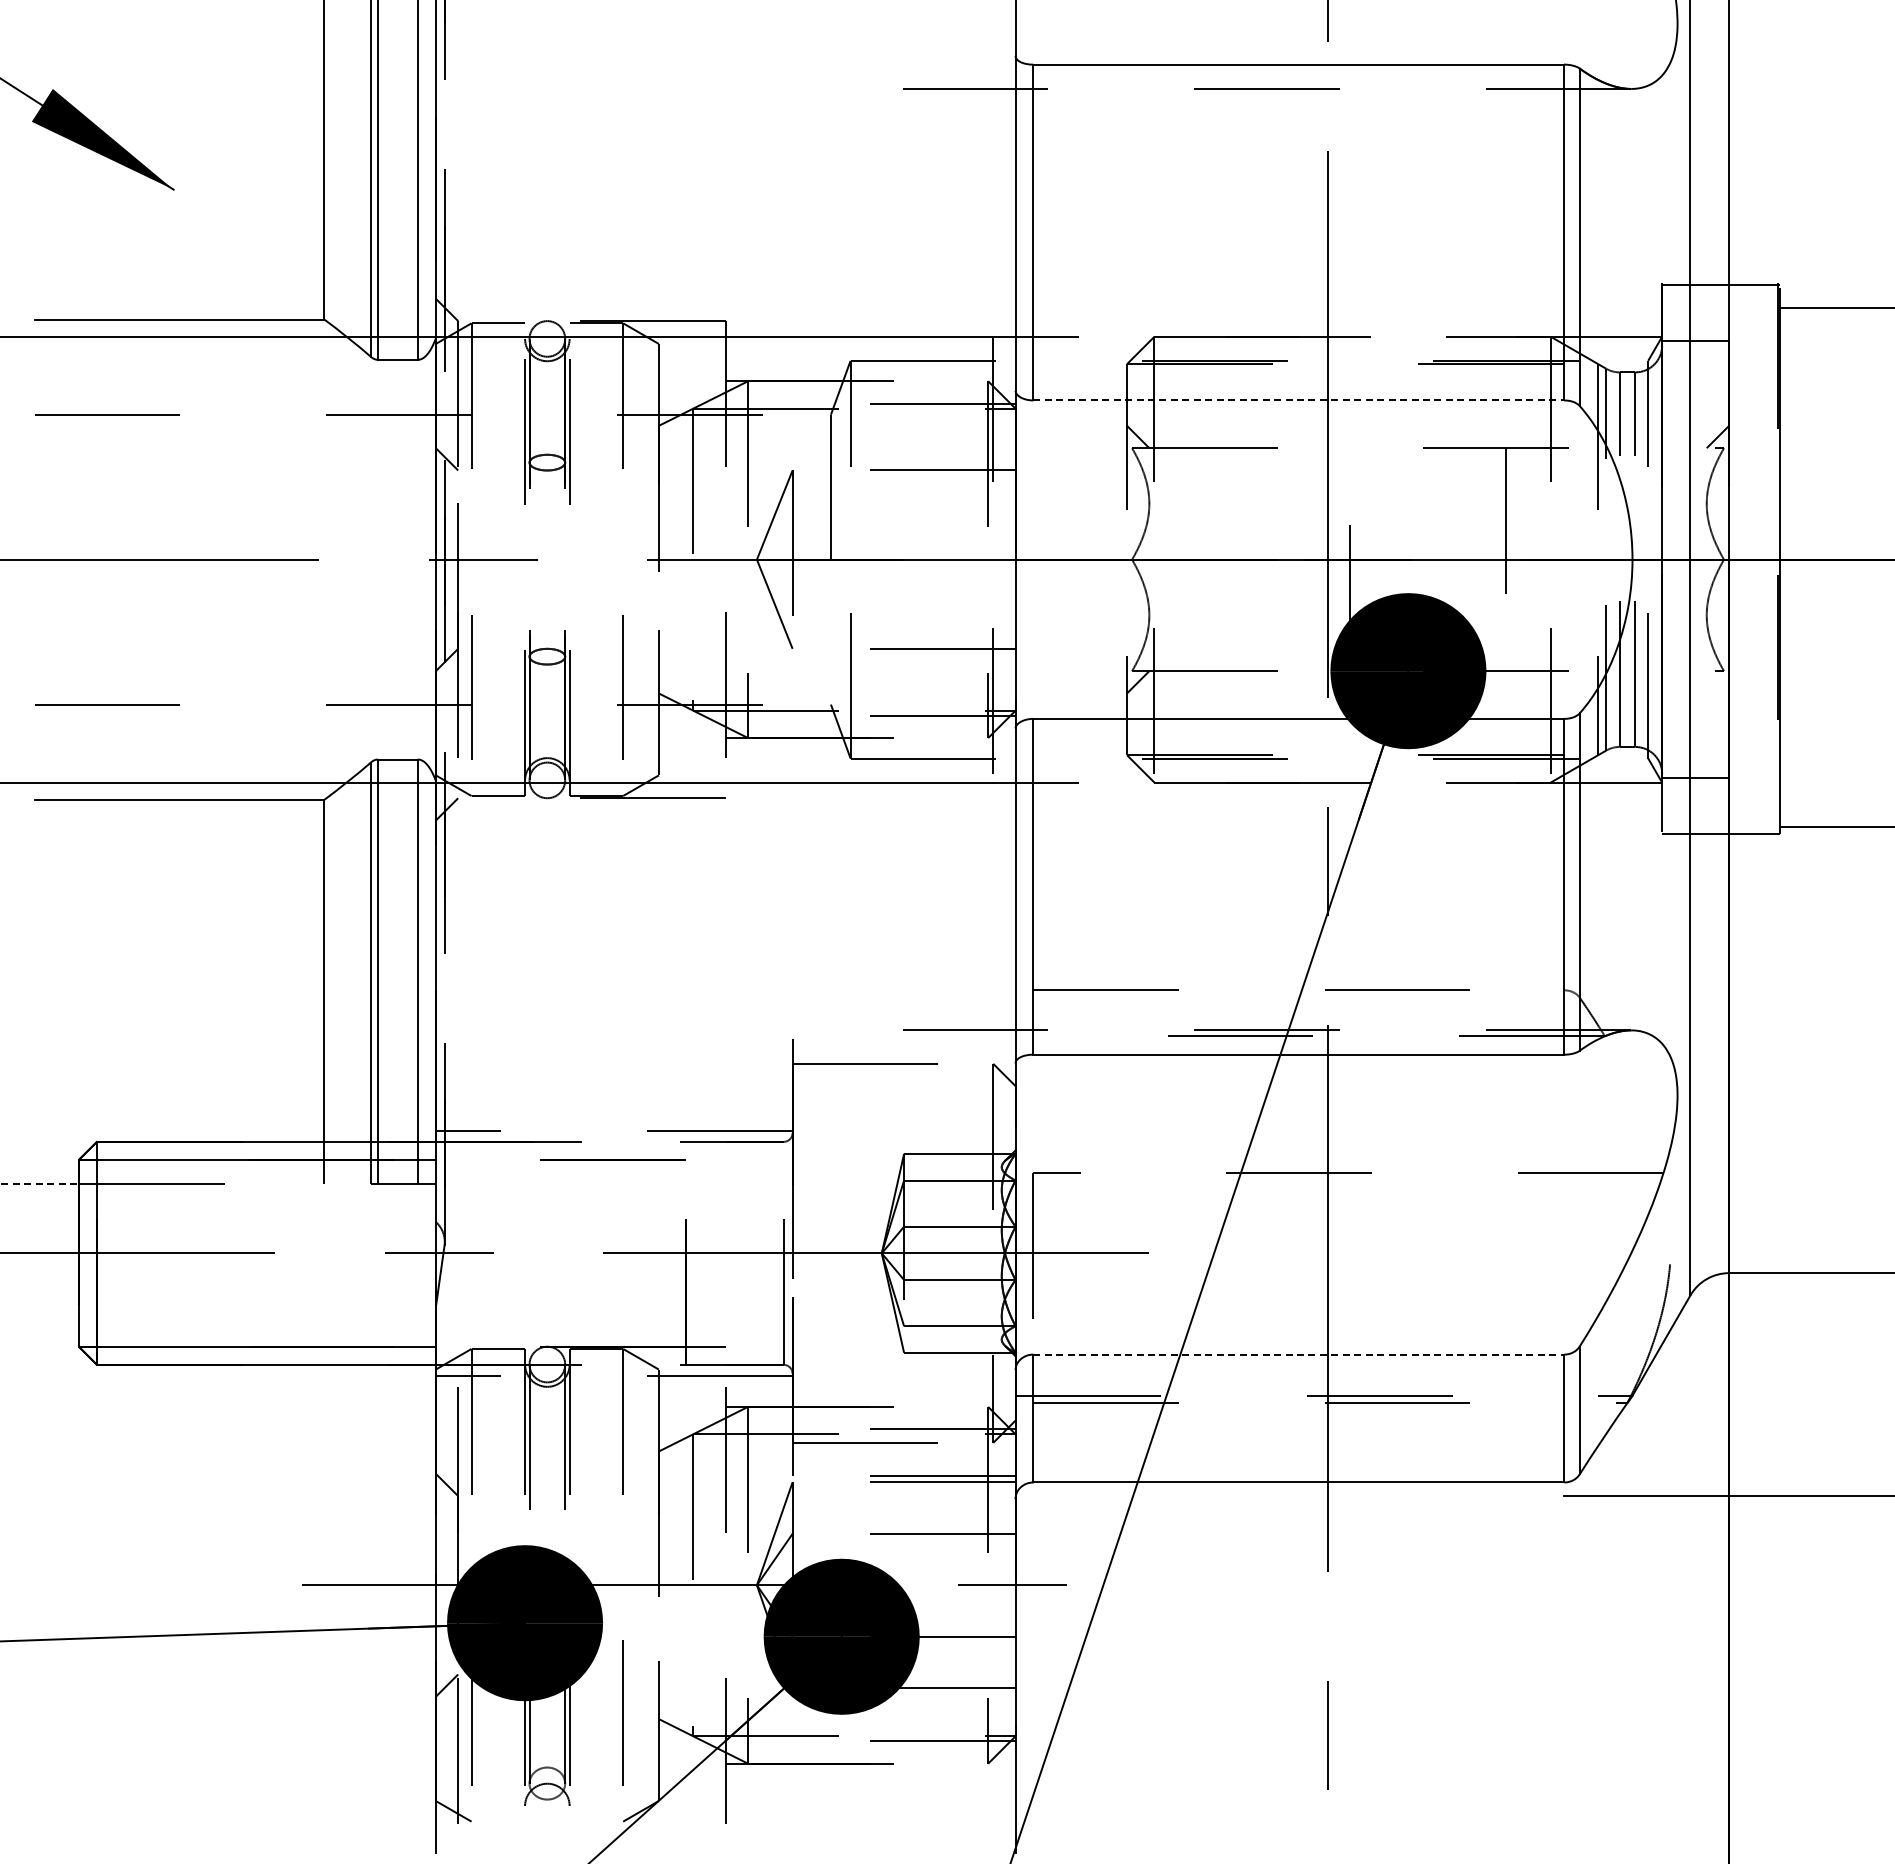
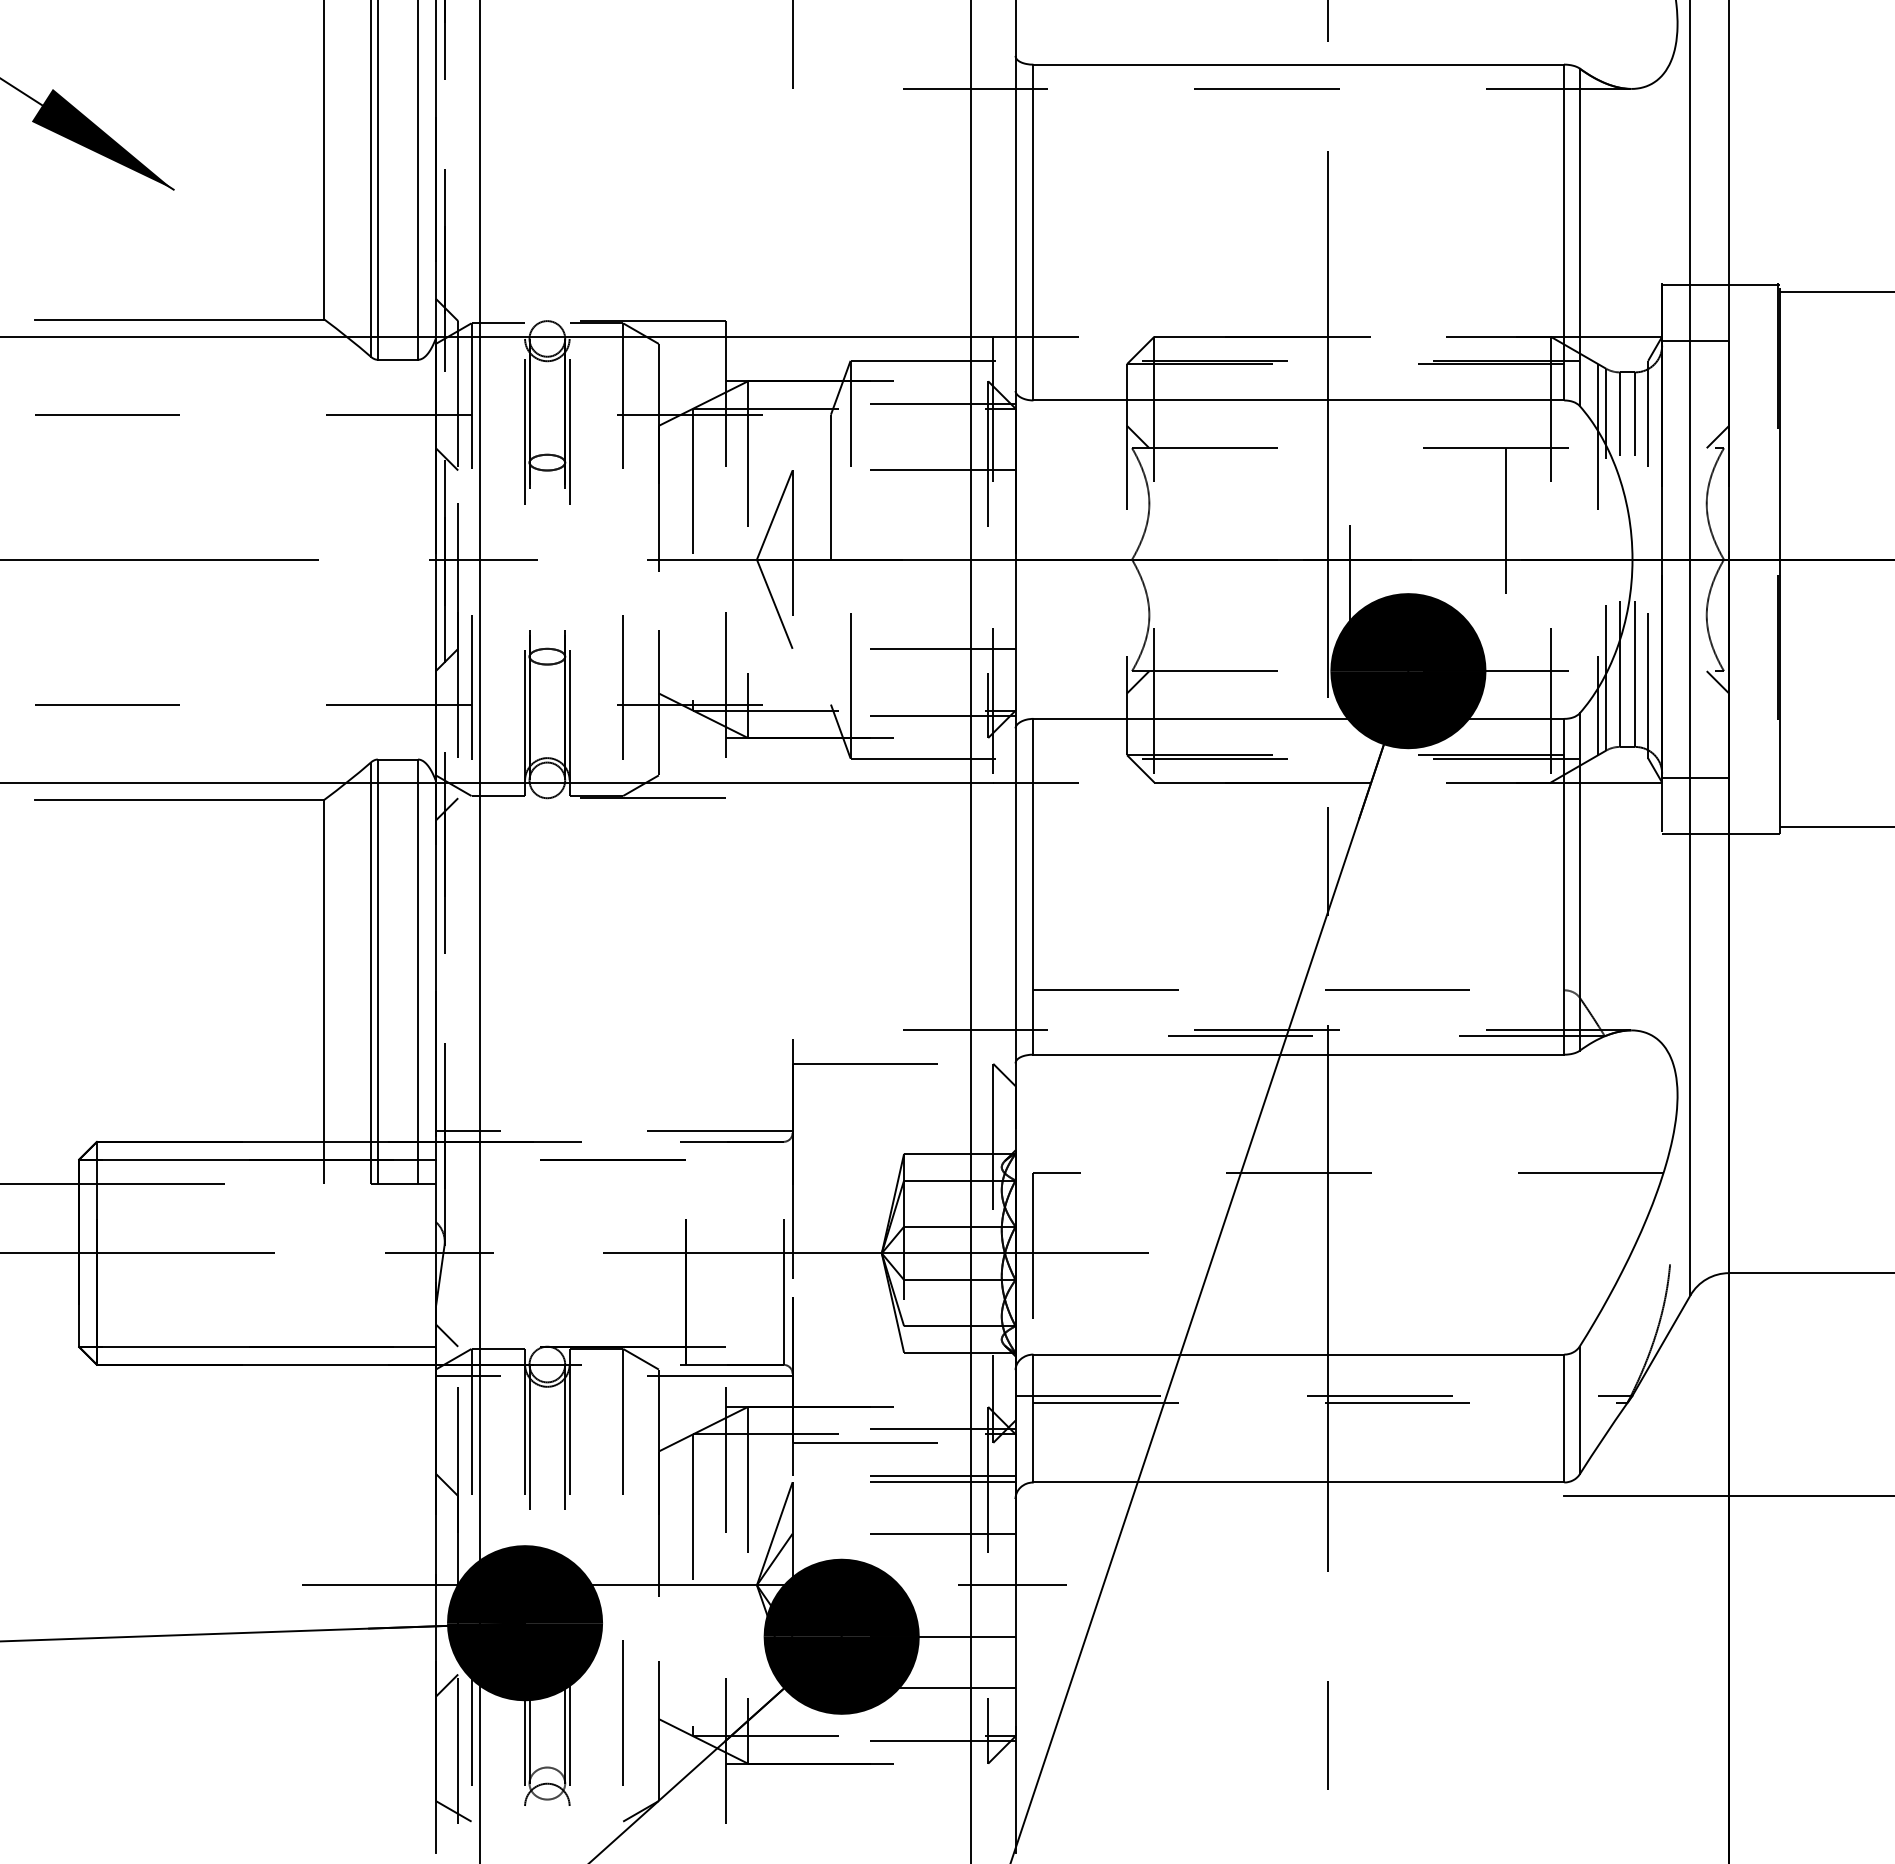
line: none -> present (792, 45)
line position: (1835, 308) -> (1835, 292) (1835, 292)
line: dashed -> solid (1299, 400)
line: none -> present (1717, 682)
line: none -> present (480, 931)
line: none -> present (970, 931)
line: dashed -> solid (40, 1183)
line: none -> present (446, 1335)
line: dashed -> solid (1299, 1354)
